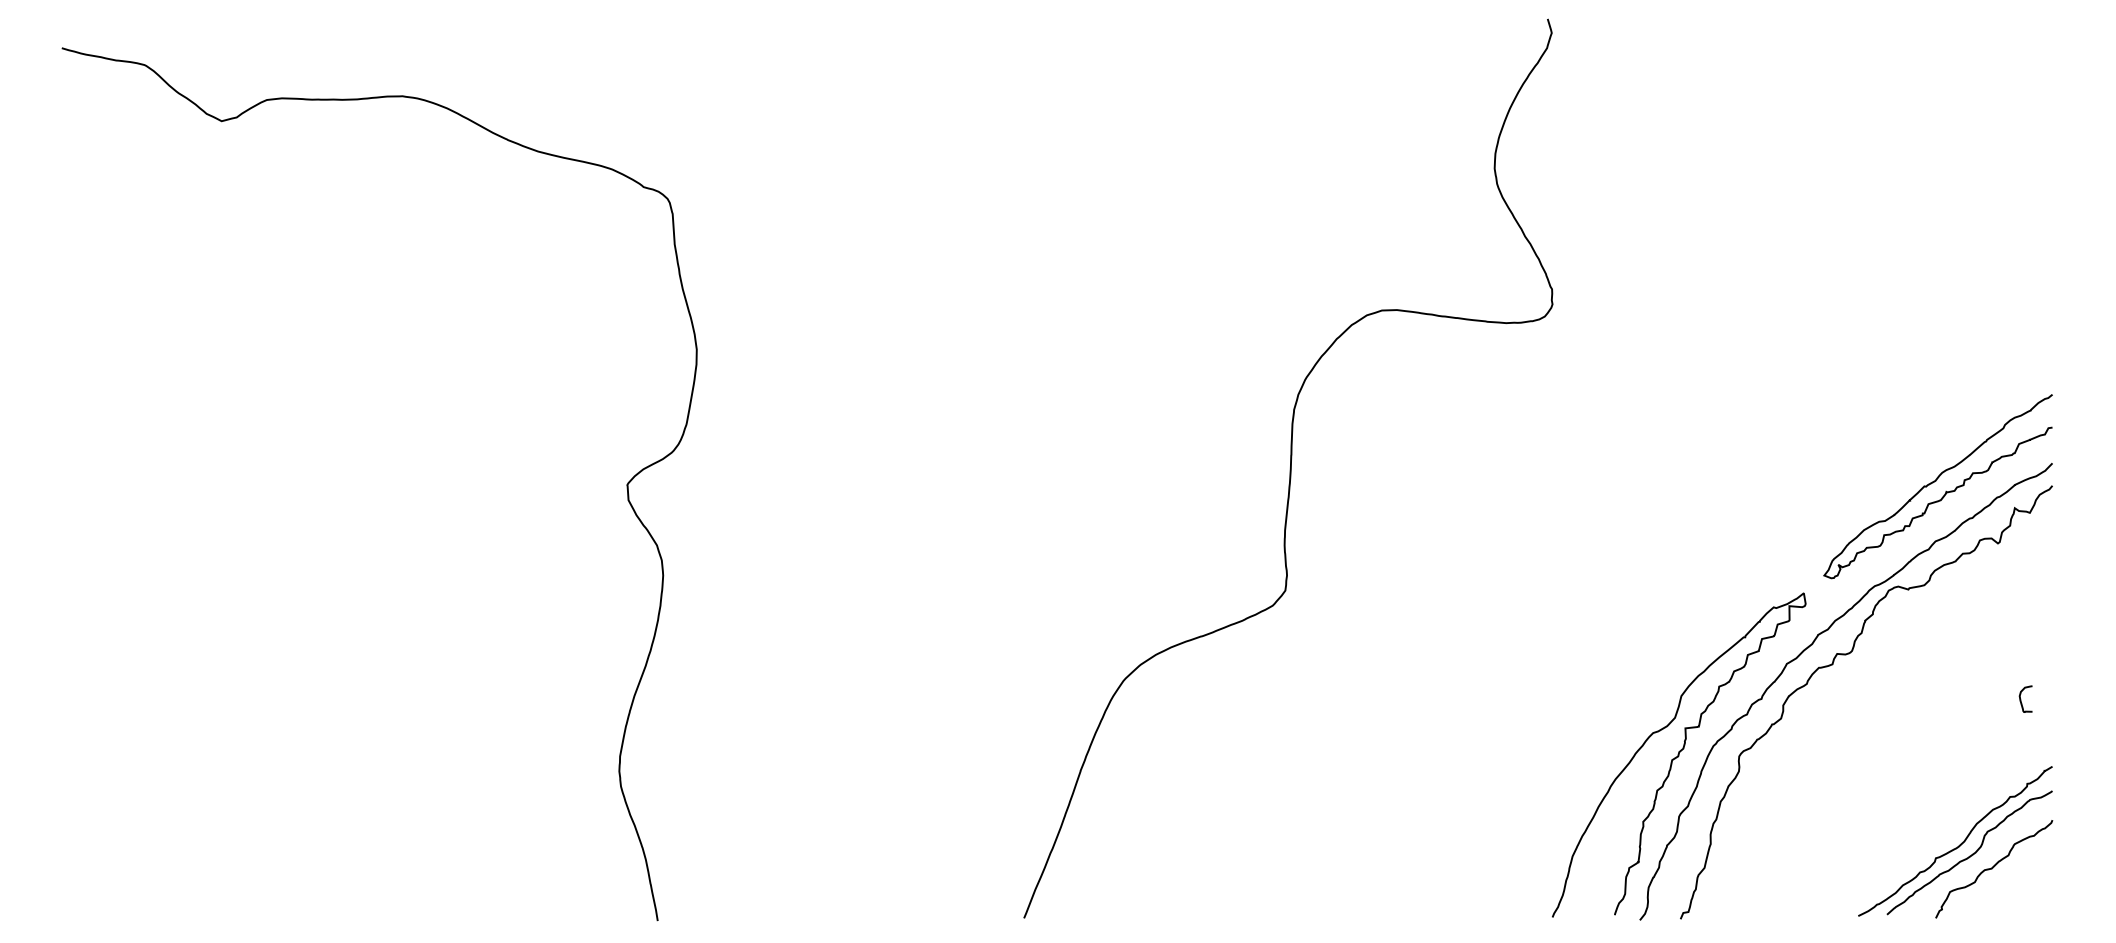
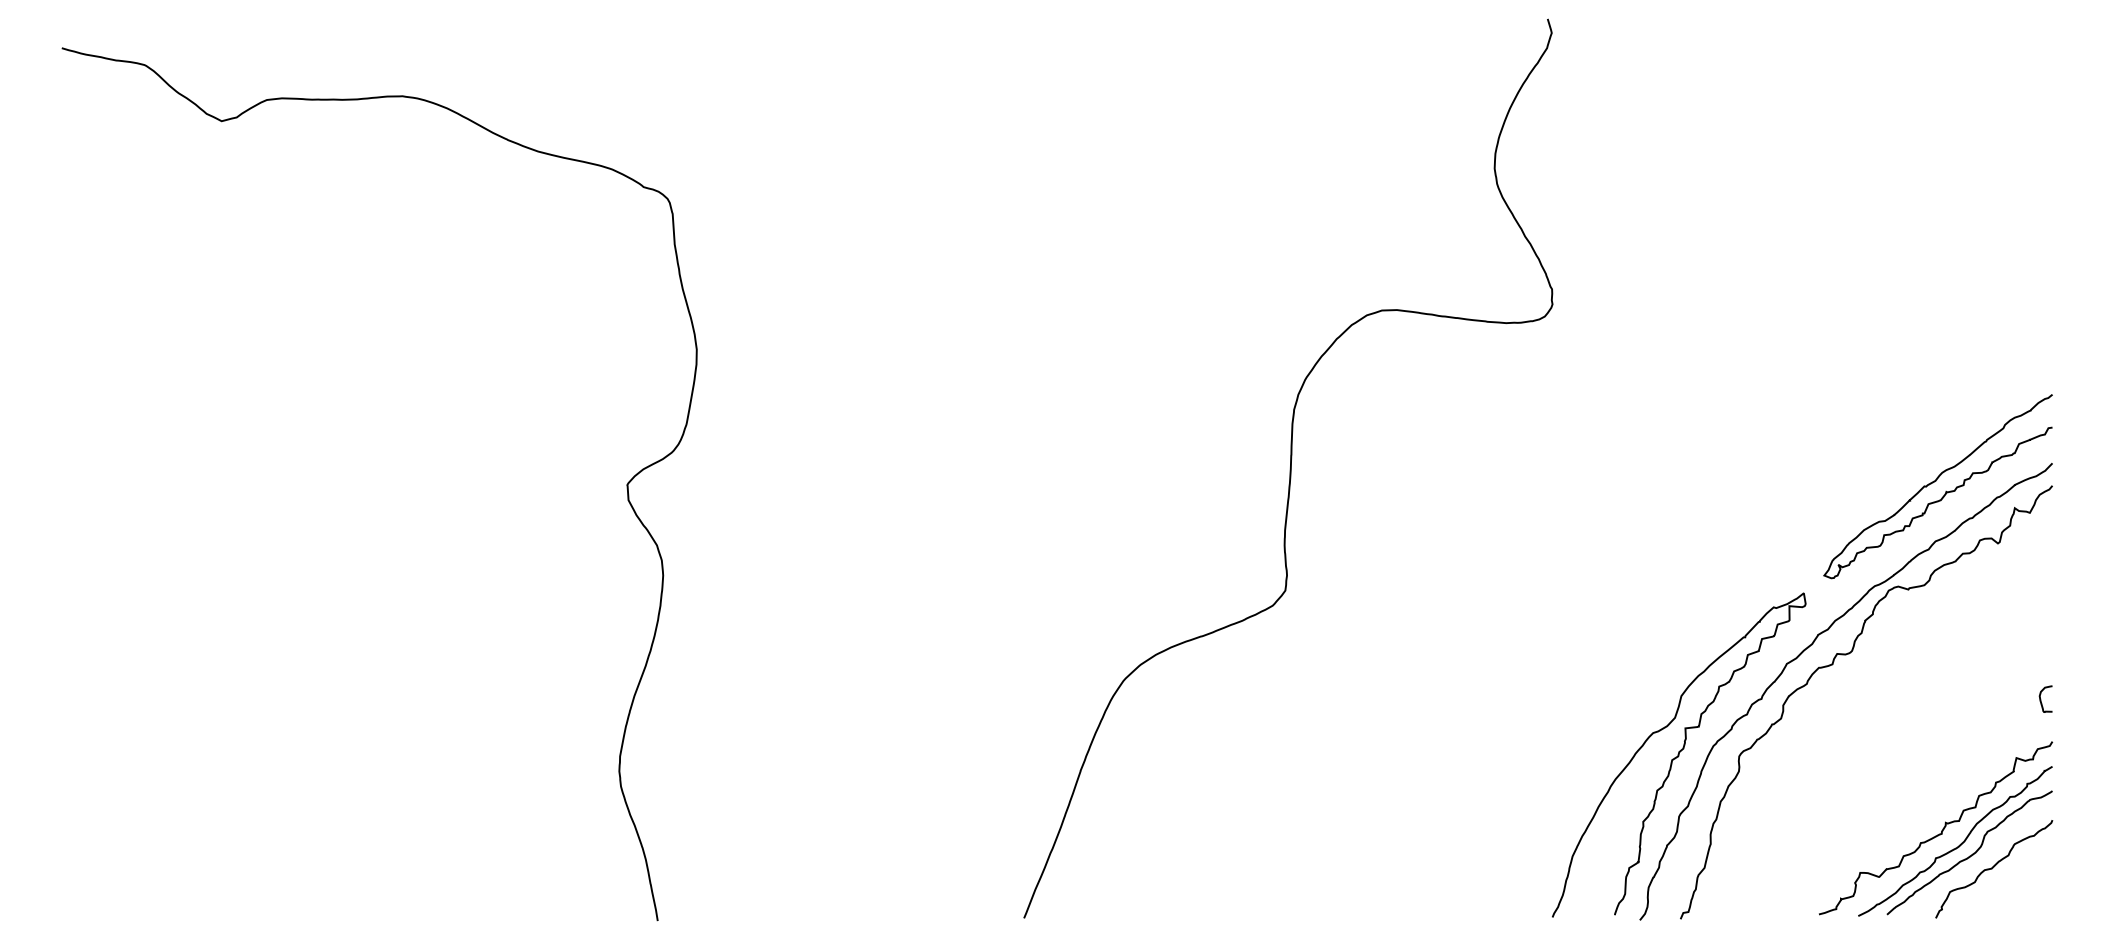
curve position: (2021, 699) -> (2041, 699) (2041, 699)
curve: none -> present (1941, 830)
